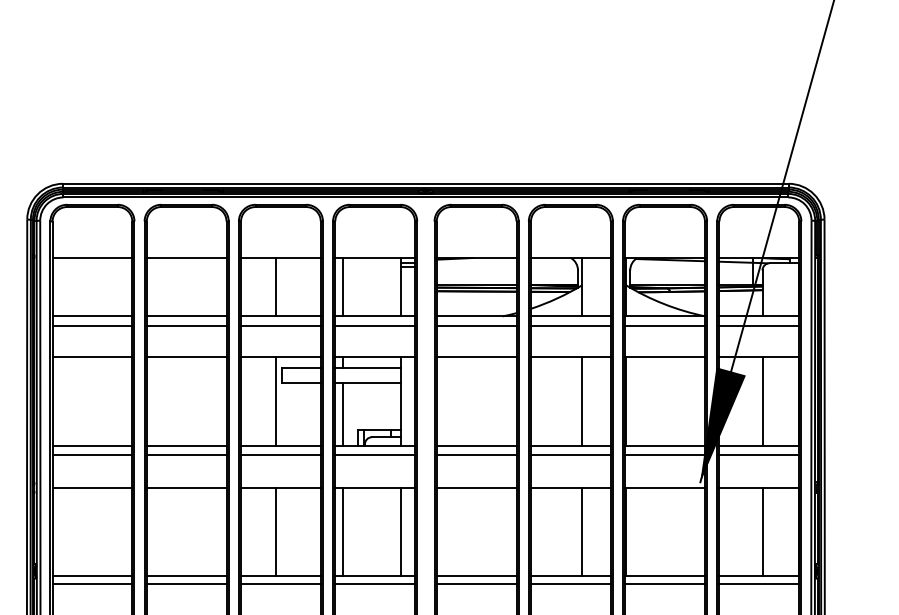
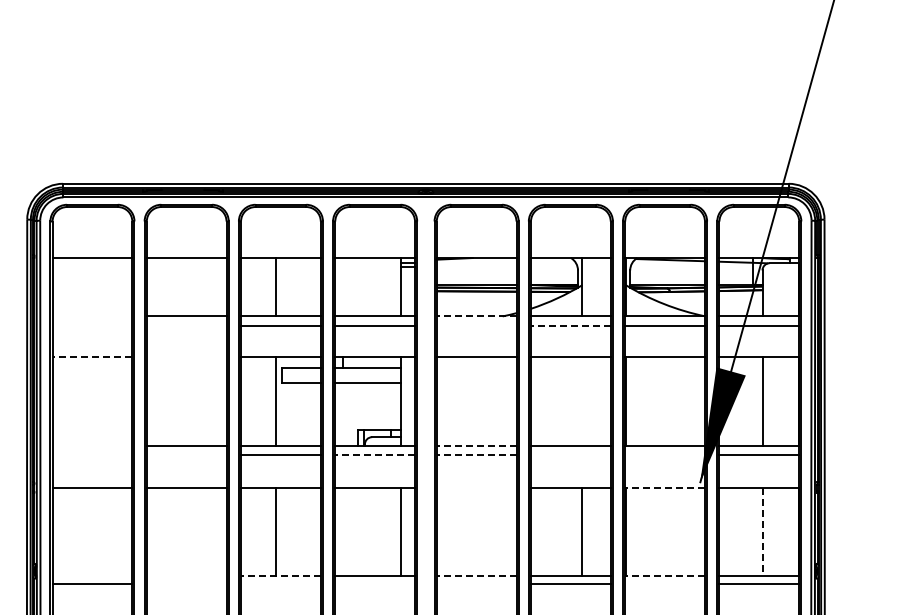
line: present -> none (343, 287)
line: present -> none (92, 316)
line: solid -> dashed (476, 316)
line: present -> none (92, 325)
line: present -> none (186, 325)
line: present -> none (476, 325)
line: solid -> dashed (570, 325)
line: solid -> dashed (92, 357)
line: present -> none (186, 357)
line: present -> none (582, 401)
line: present -> none (343, 413)
line: present -> none (92, 445)
line: solid -> dashed (476, 445)
line: present -> none (92, 454)
line: present -> none (186, 454)
line: solid -> dashed (375, 454)
line: solid -> dashed (476, 454)
line: present -> none (570, 454)
line: present -> none (664, 454)
line: present -> none (476, 487)
line: solid -> dashed (665, 487)
line: present -> none (343, 531)
line: solid -> dashed (762, 531)
line: present -> none (92, 575)
line: present -> none (186, 575)
line: solid -> dashed (280, 575)
line: solid -> dashed (476, 575)
line: solid -> dashed (665, 575)
line: present -> none (186, 584)
line: present -> none (280, 584)
line: present -> none (375, 584)
line: present -> none (476, 584)
line: present -> none (664, 584)
